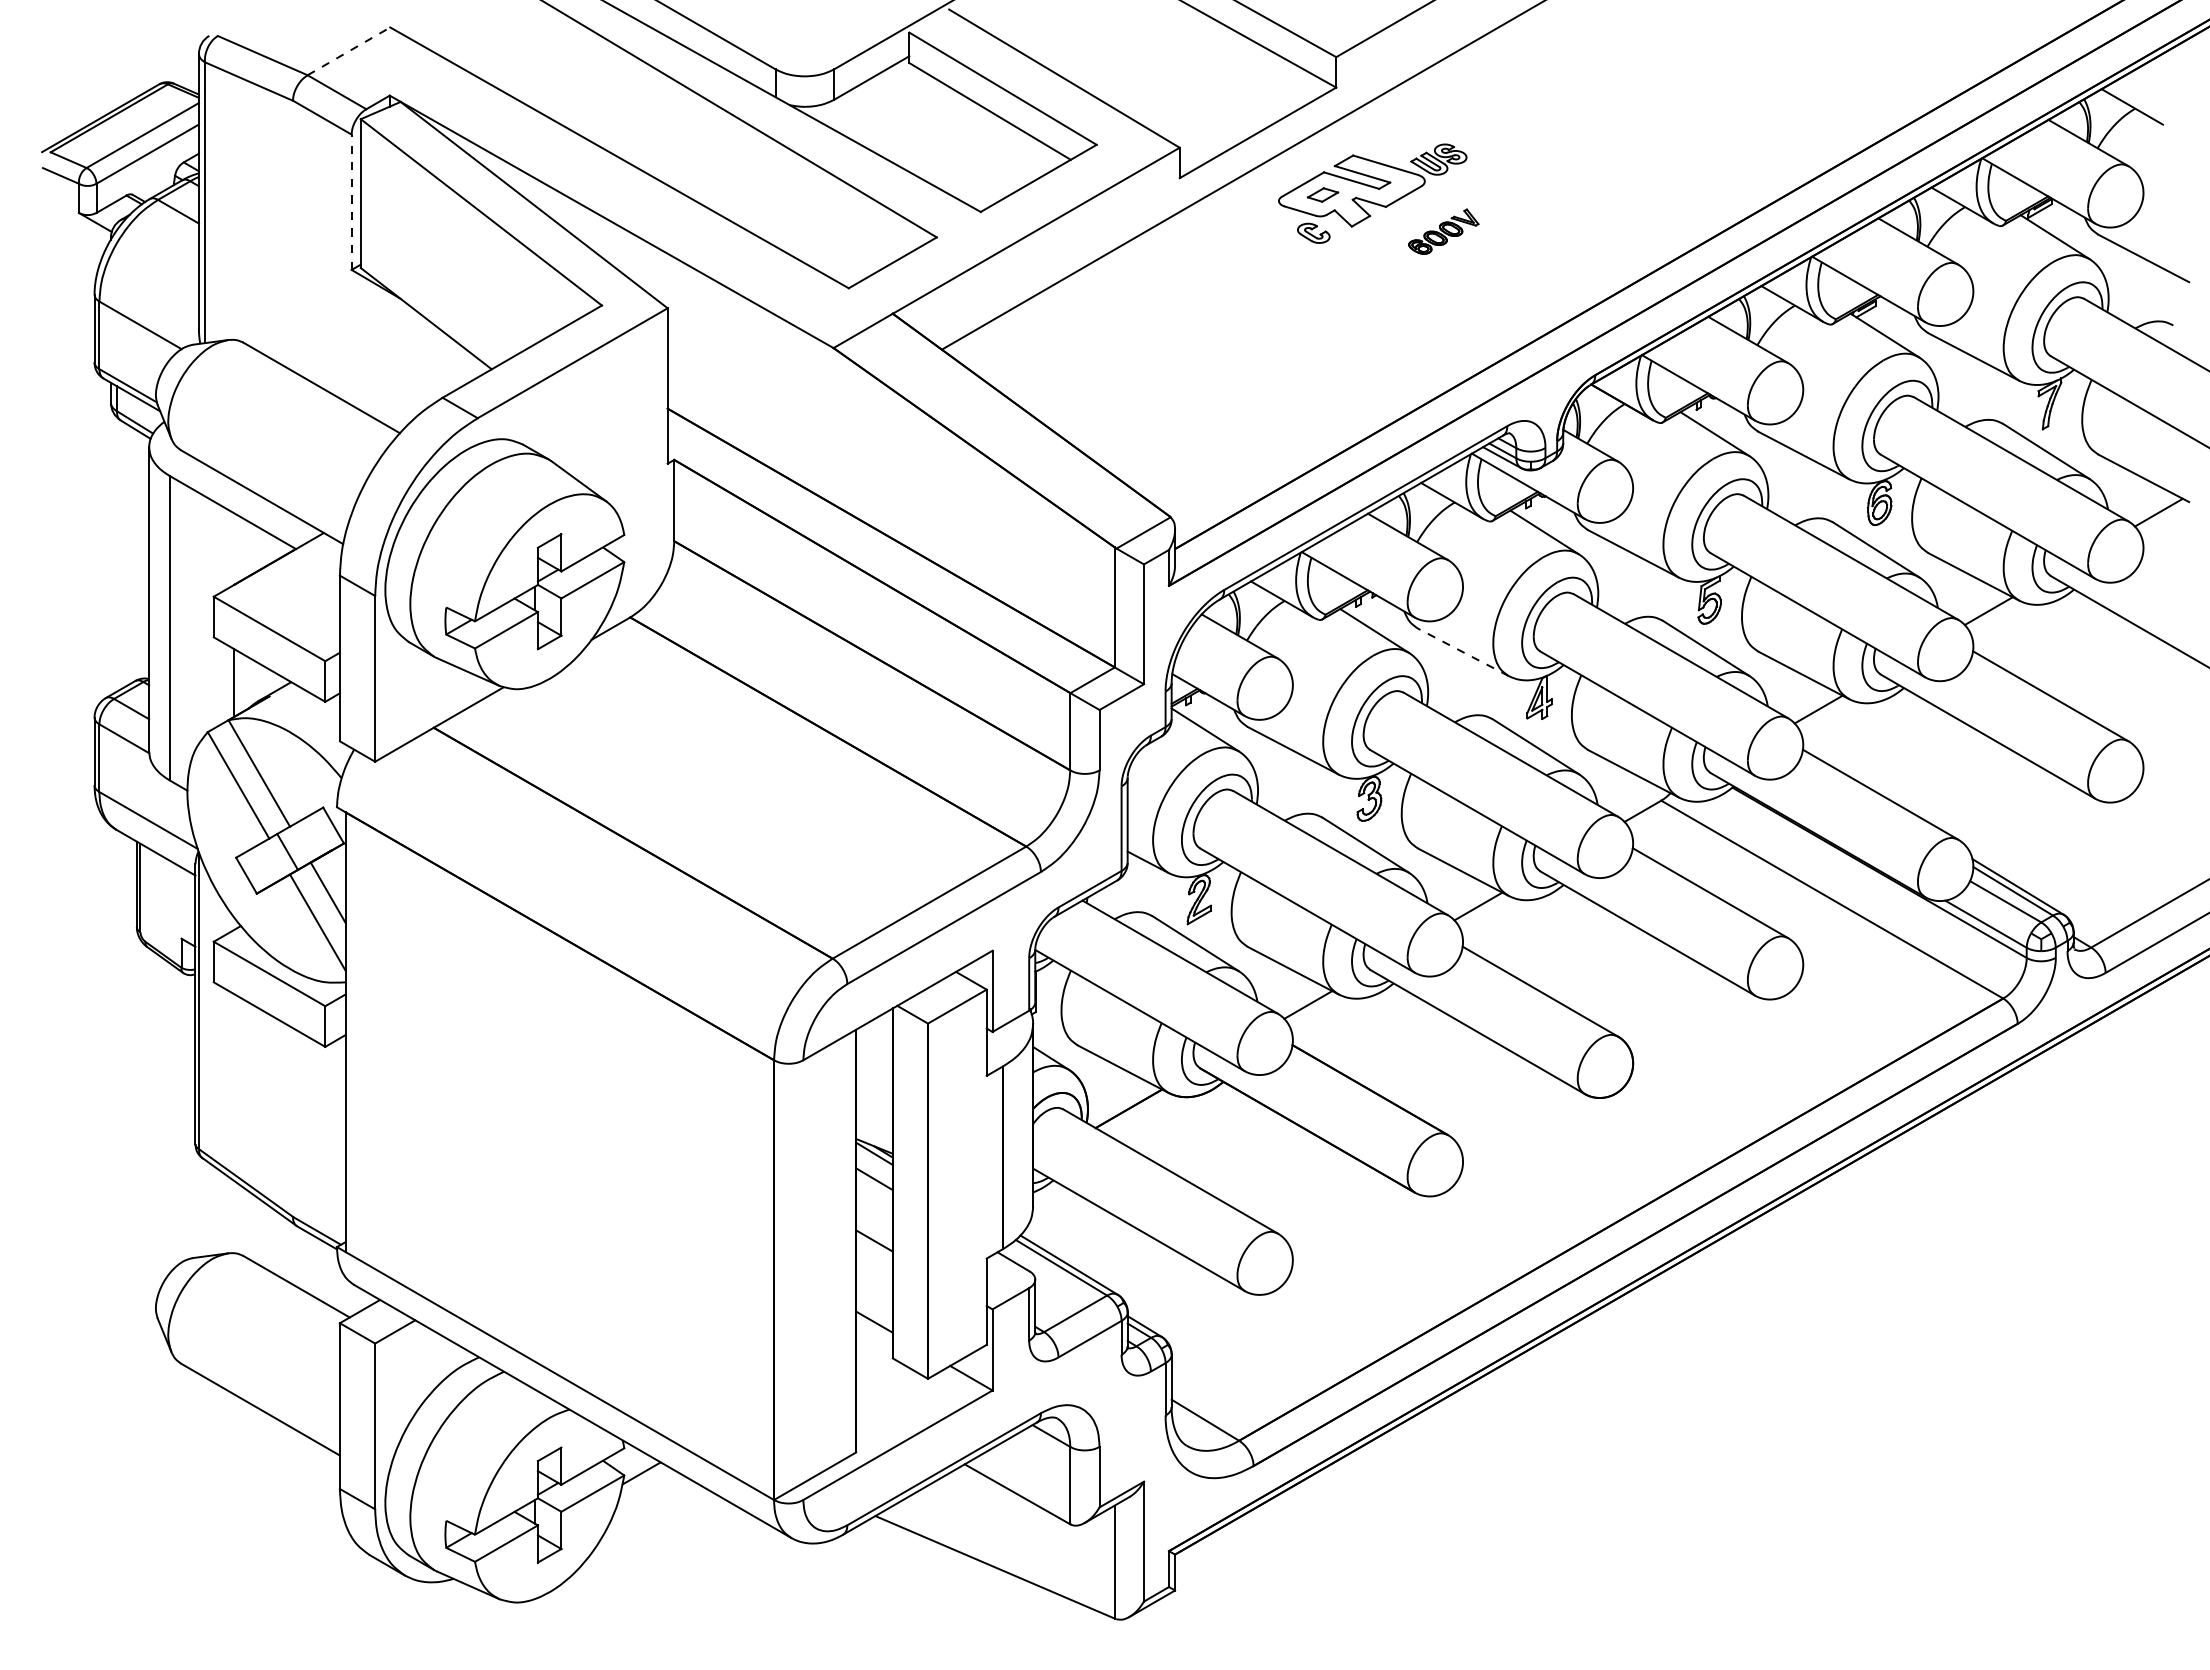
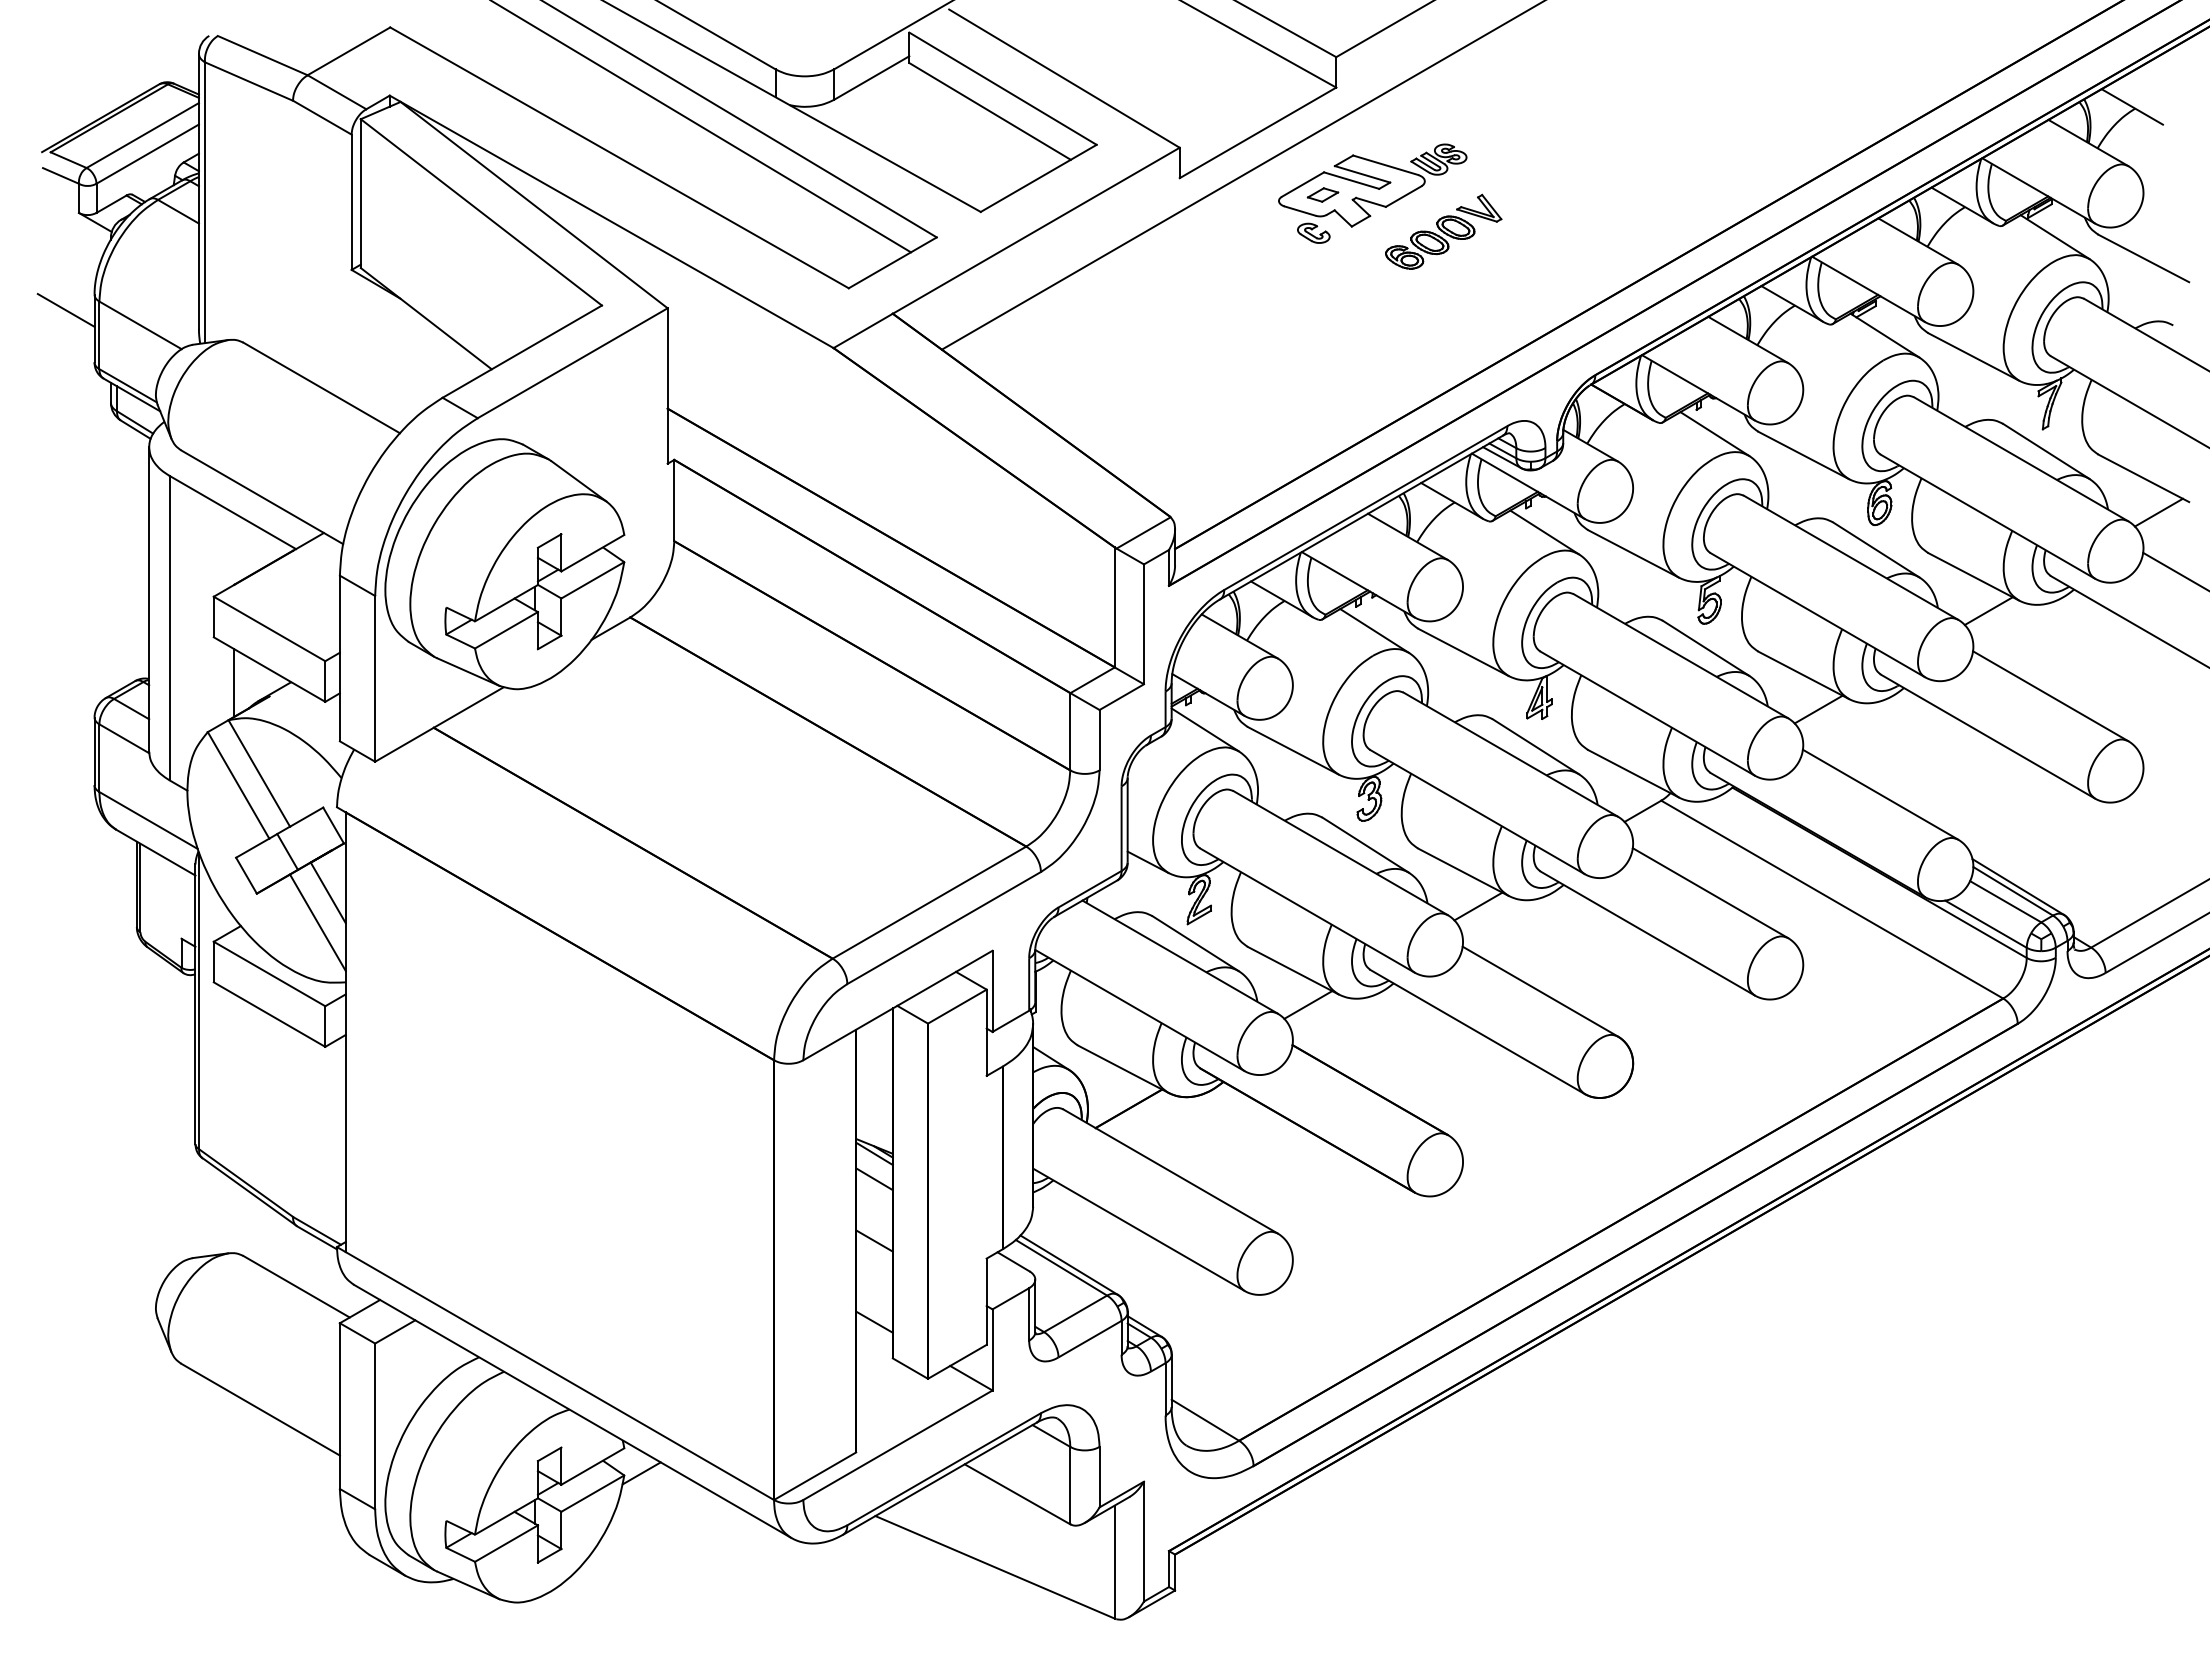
line: dashed -> solid (348, 51)
line: none -> present (702, 127)
line: dashed -> solid (351, 202)
part size: 72x47 px -> 118x77 px (1443, 231)
line: none -> present (65, 310)
line: none -> present (2174, 570)
line: dashed -> solid (1462, 652)
